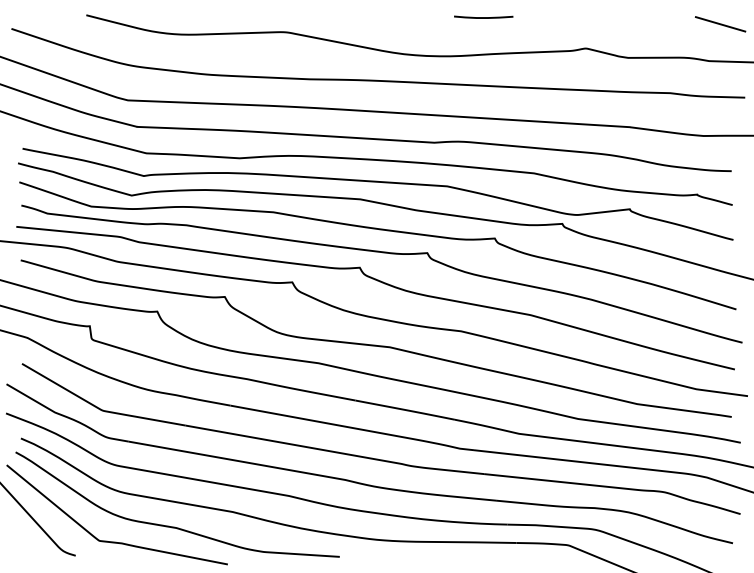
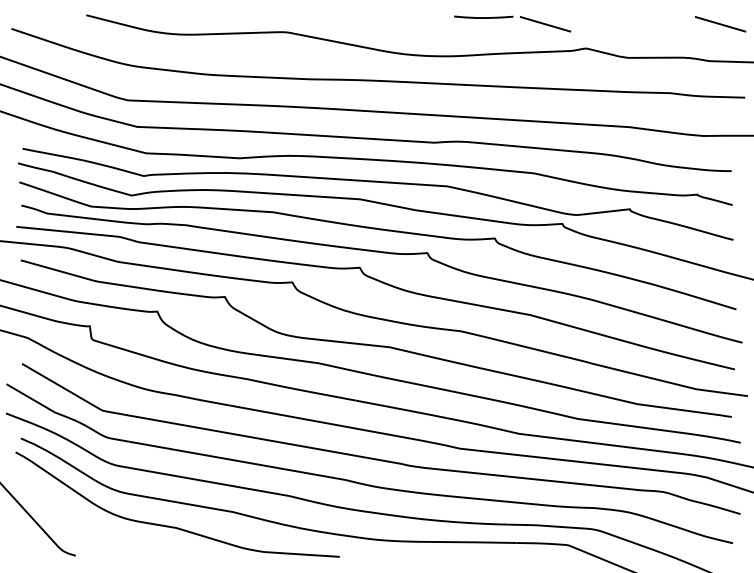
line: none -> present (545, 24)
curve: present -> none (116, 541)
